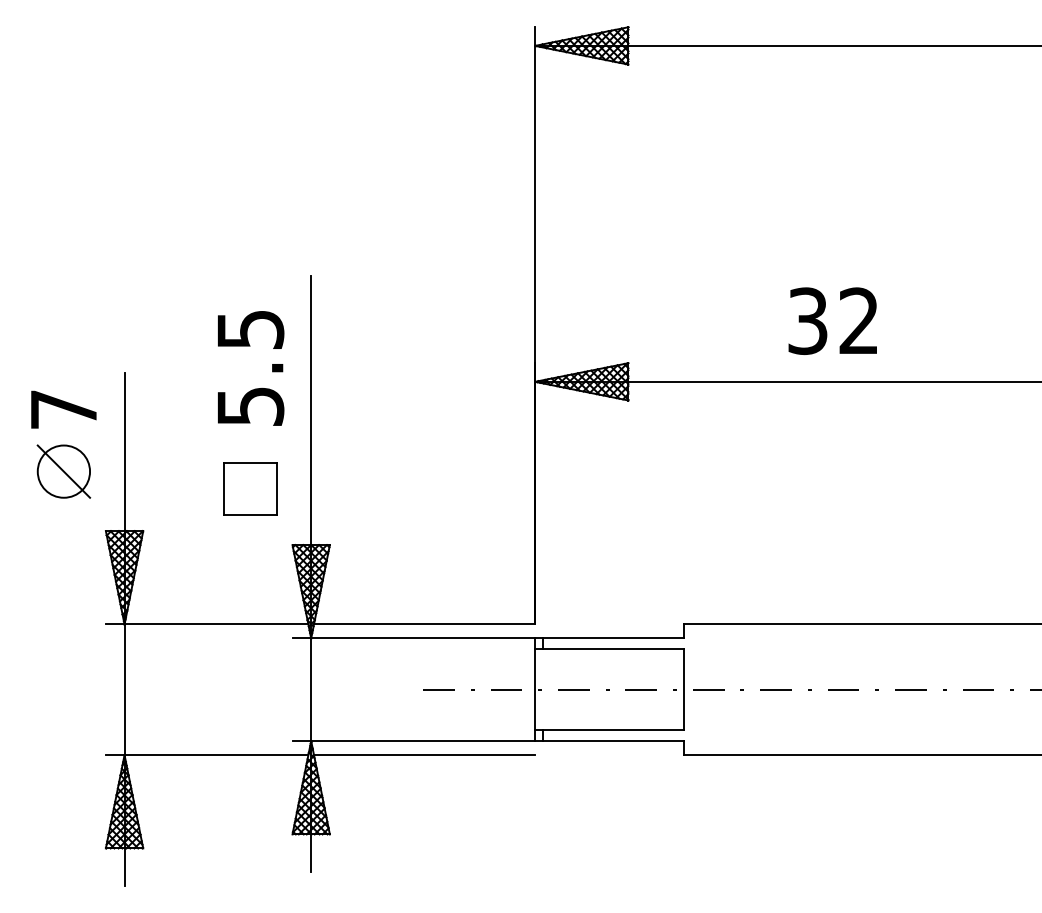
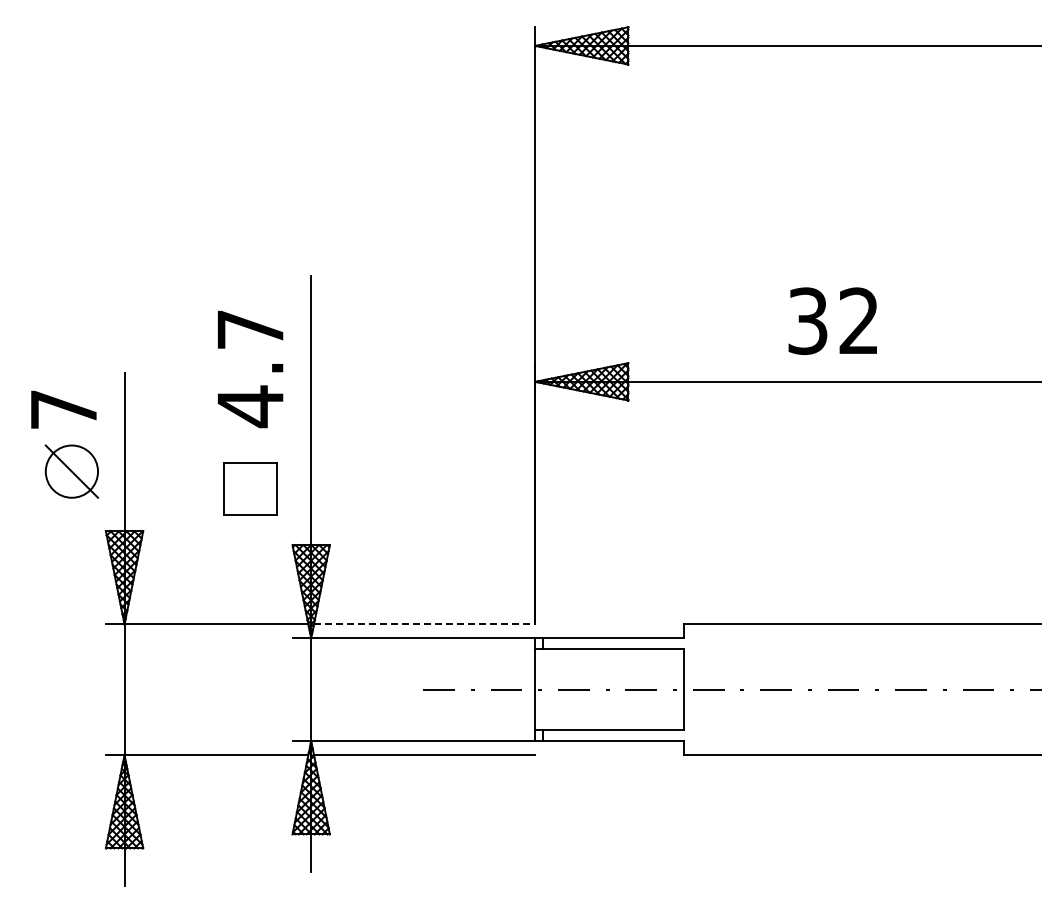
text: 5.5 -> 4.7 (250, 369)
part position: (63, 471) -> (71, 471) (71, 471)
line: solid -> dashed (424, 624)
